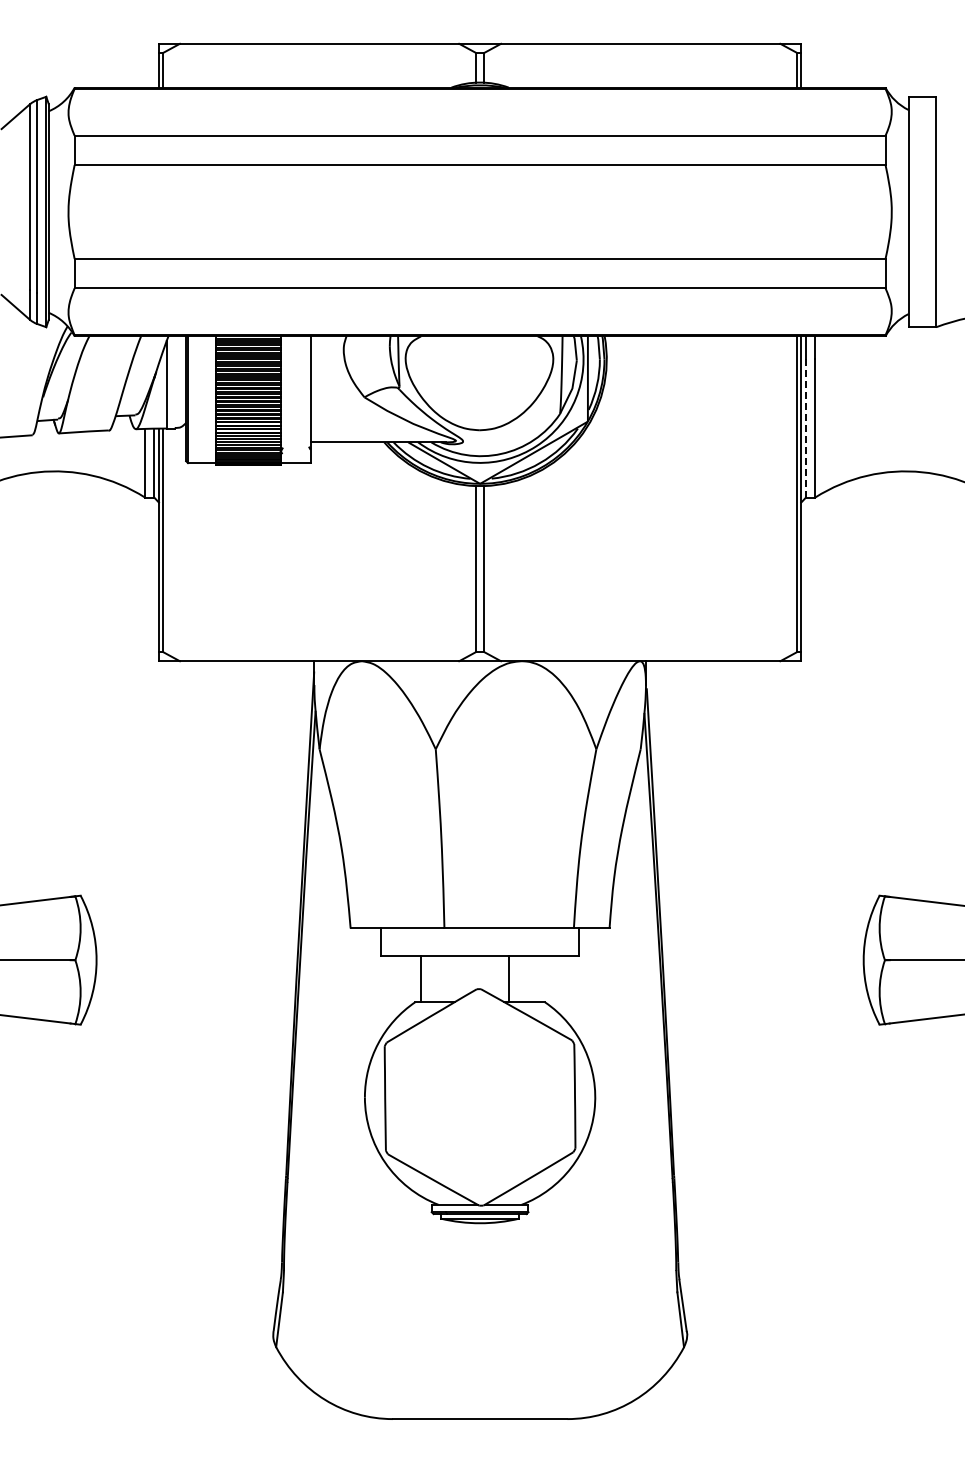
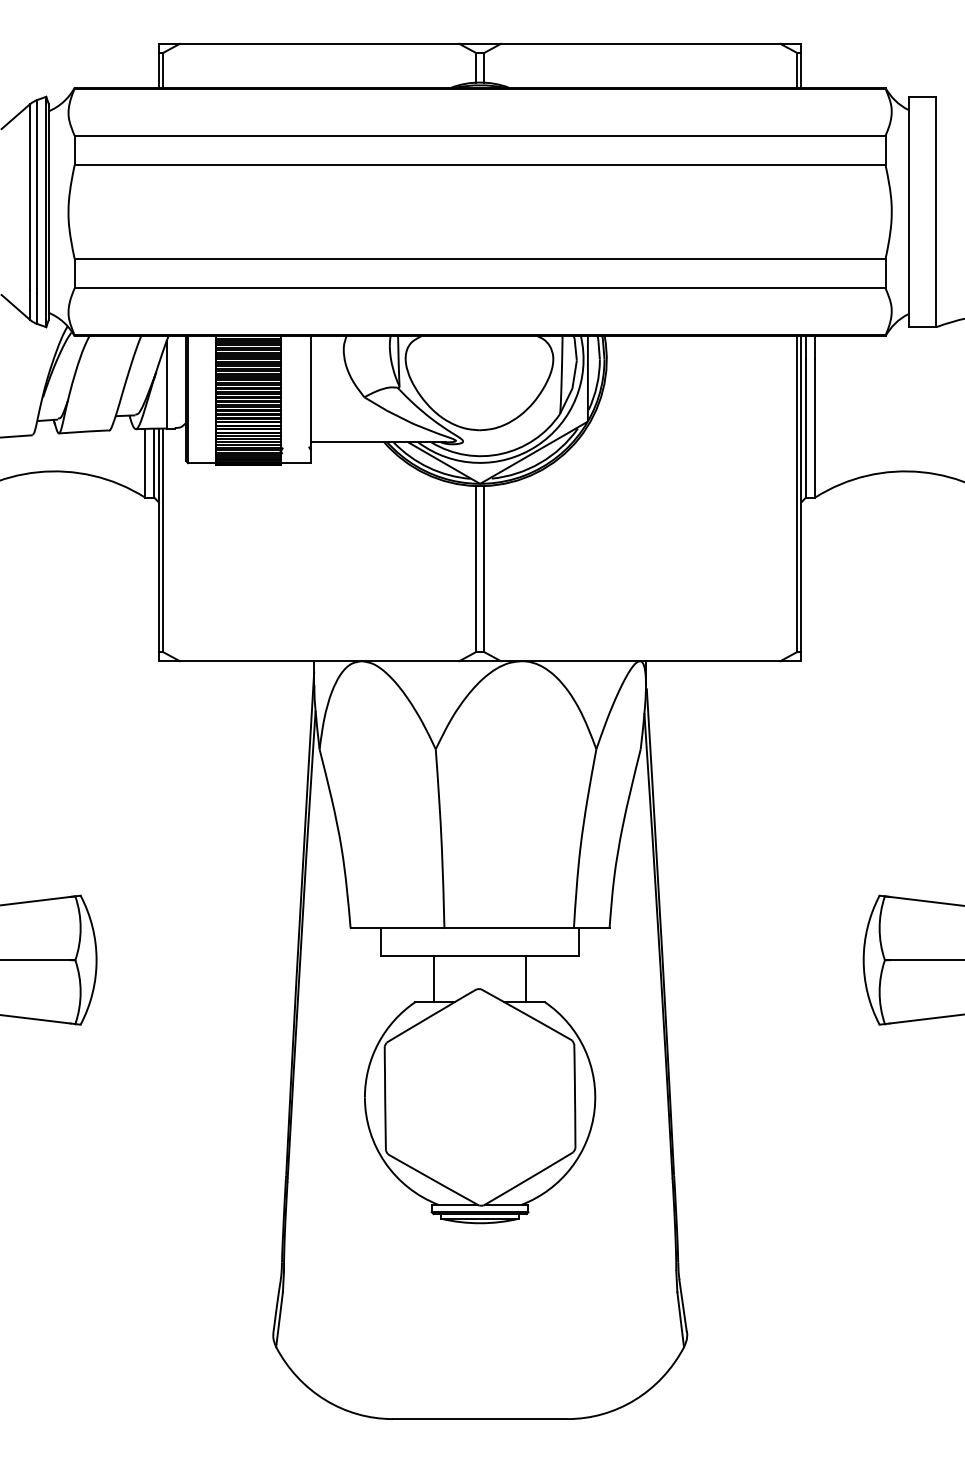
line: dashed -> solid (805, 429)
line position: (421, 979) -> (434, 979) (434, 979)
line position: (509, 979) -> (526, 979) (526, 979)
